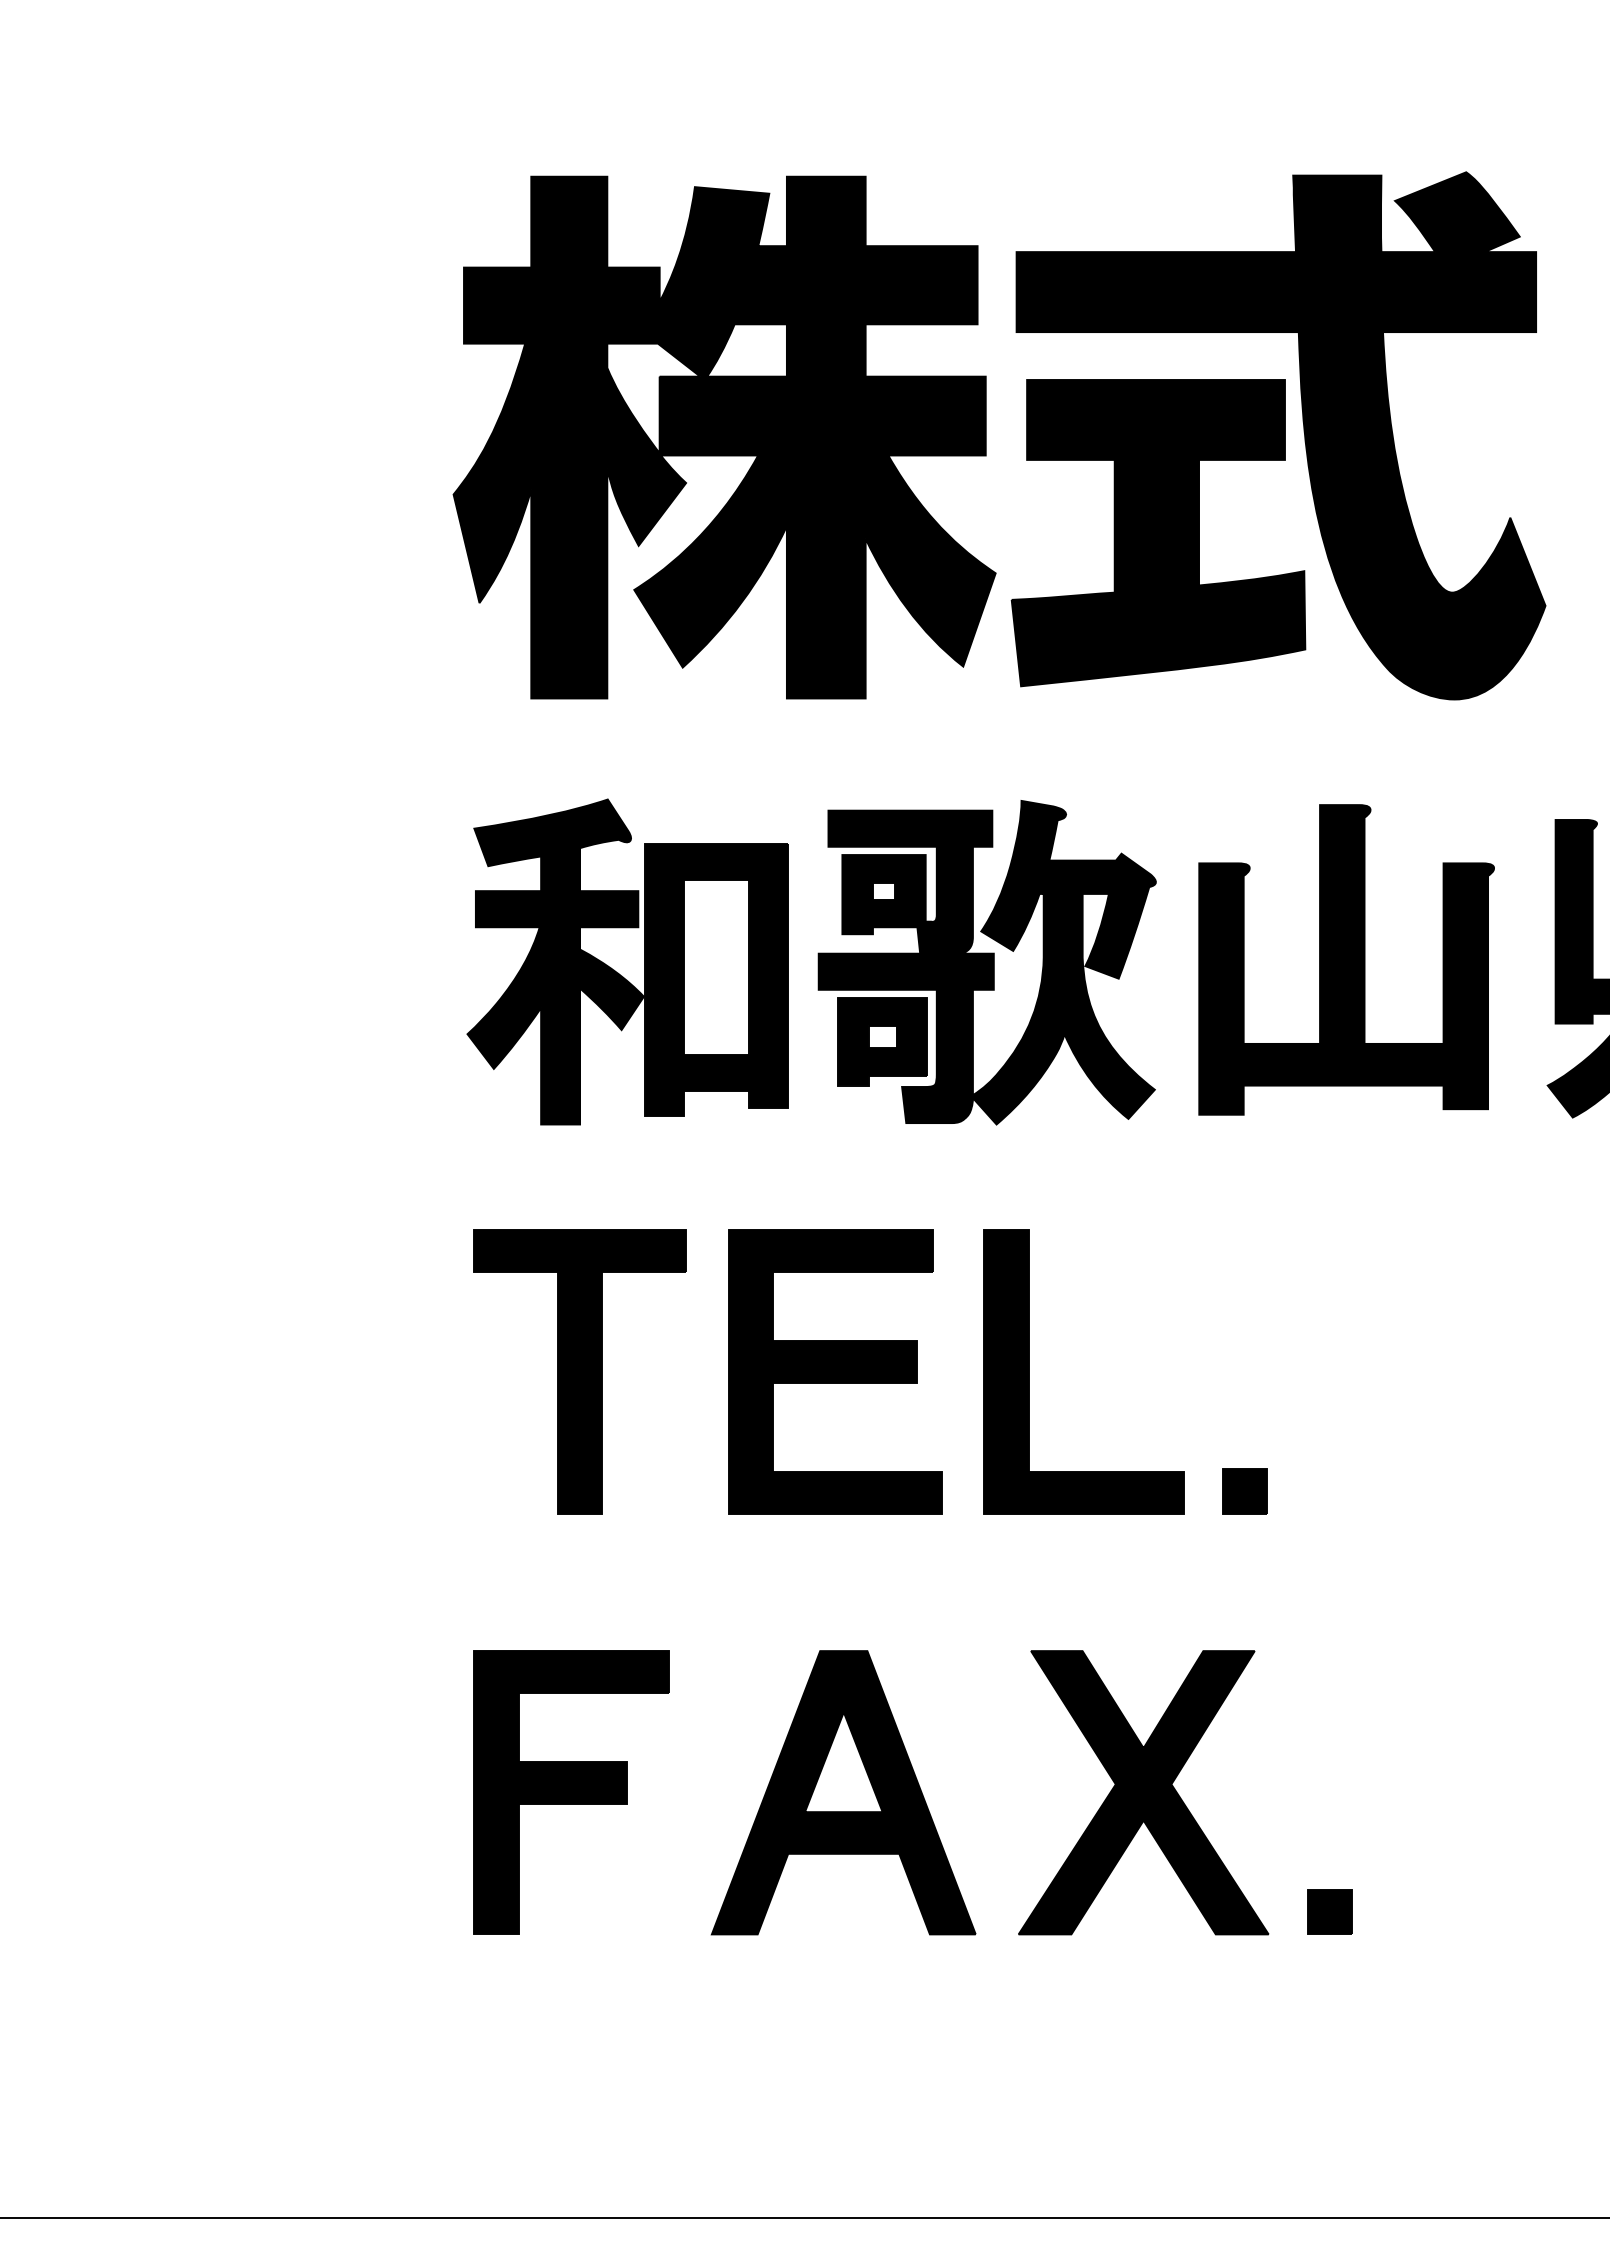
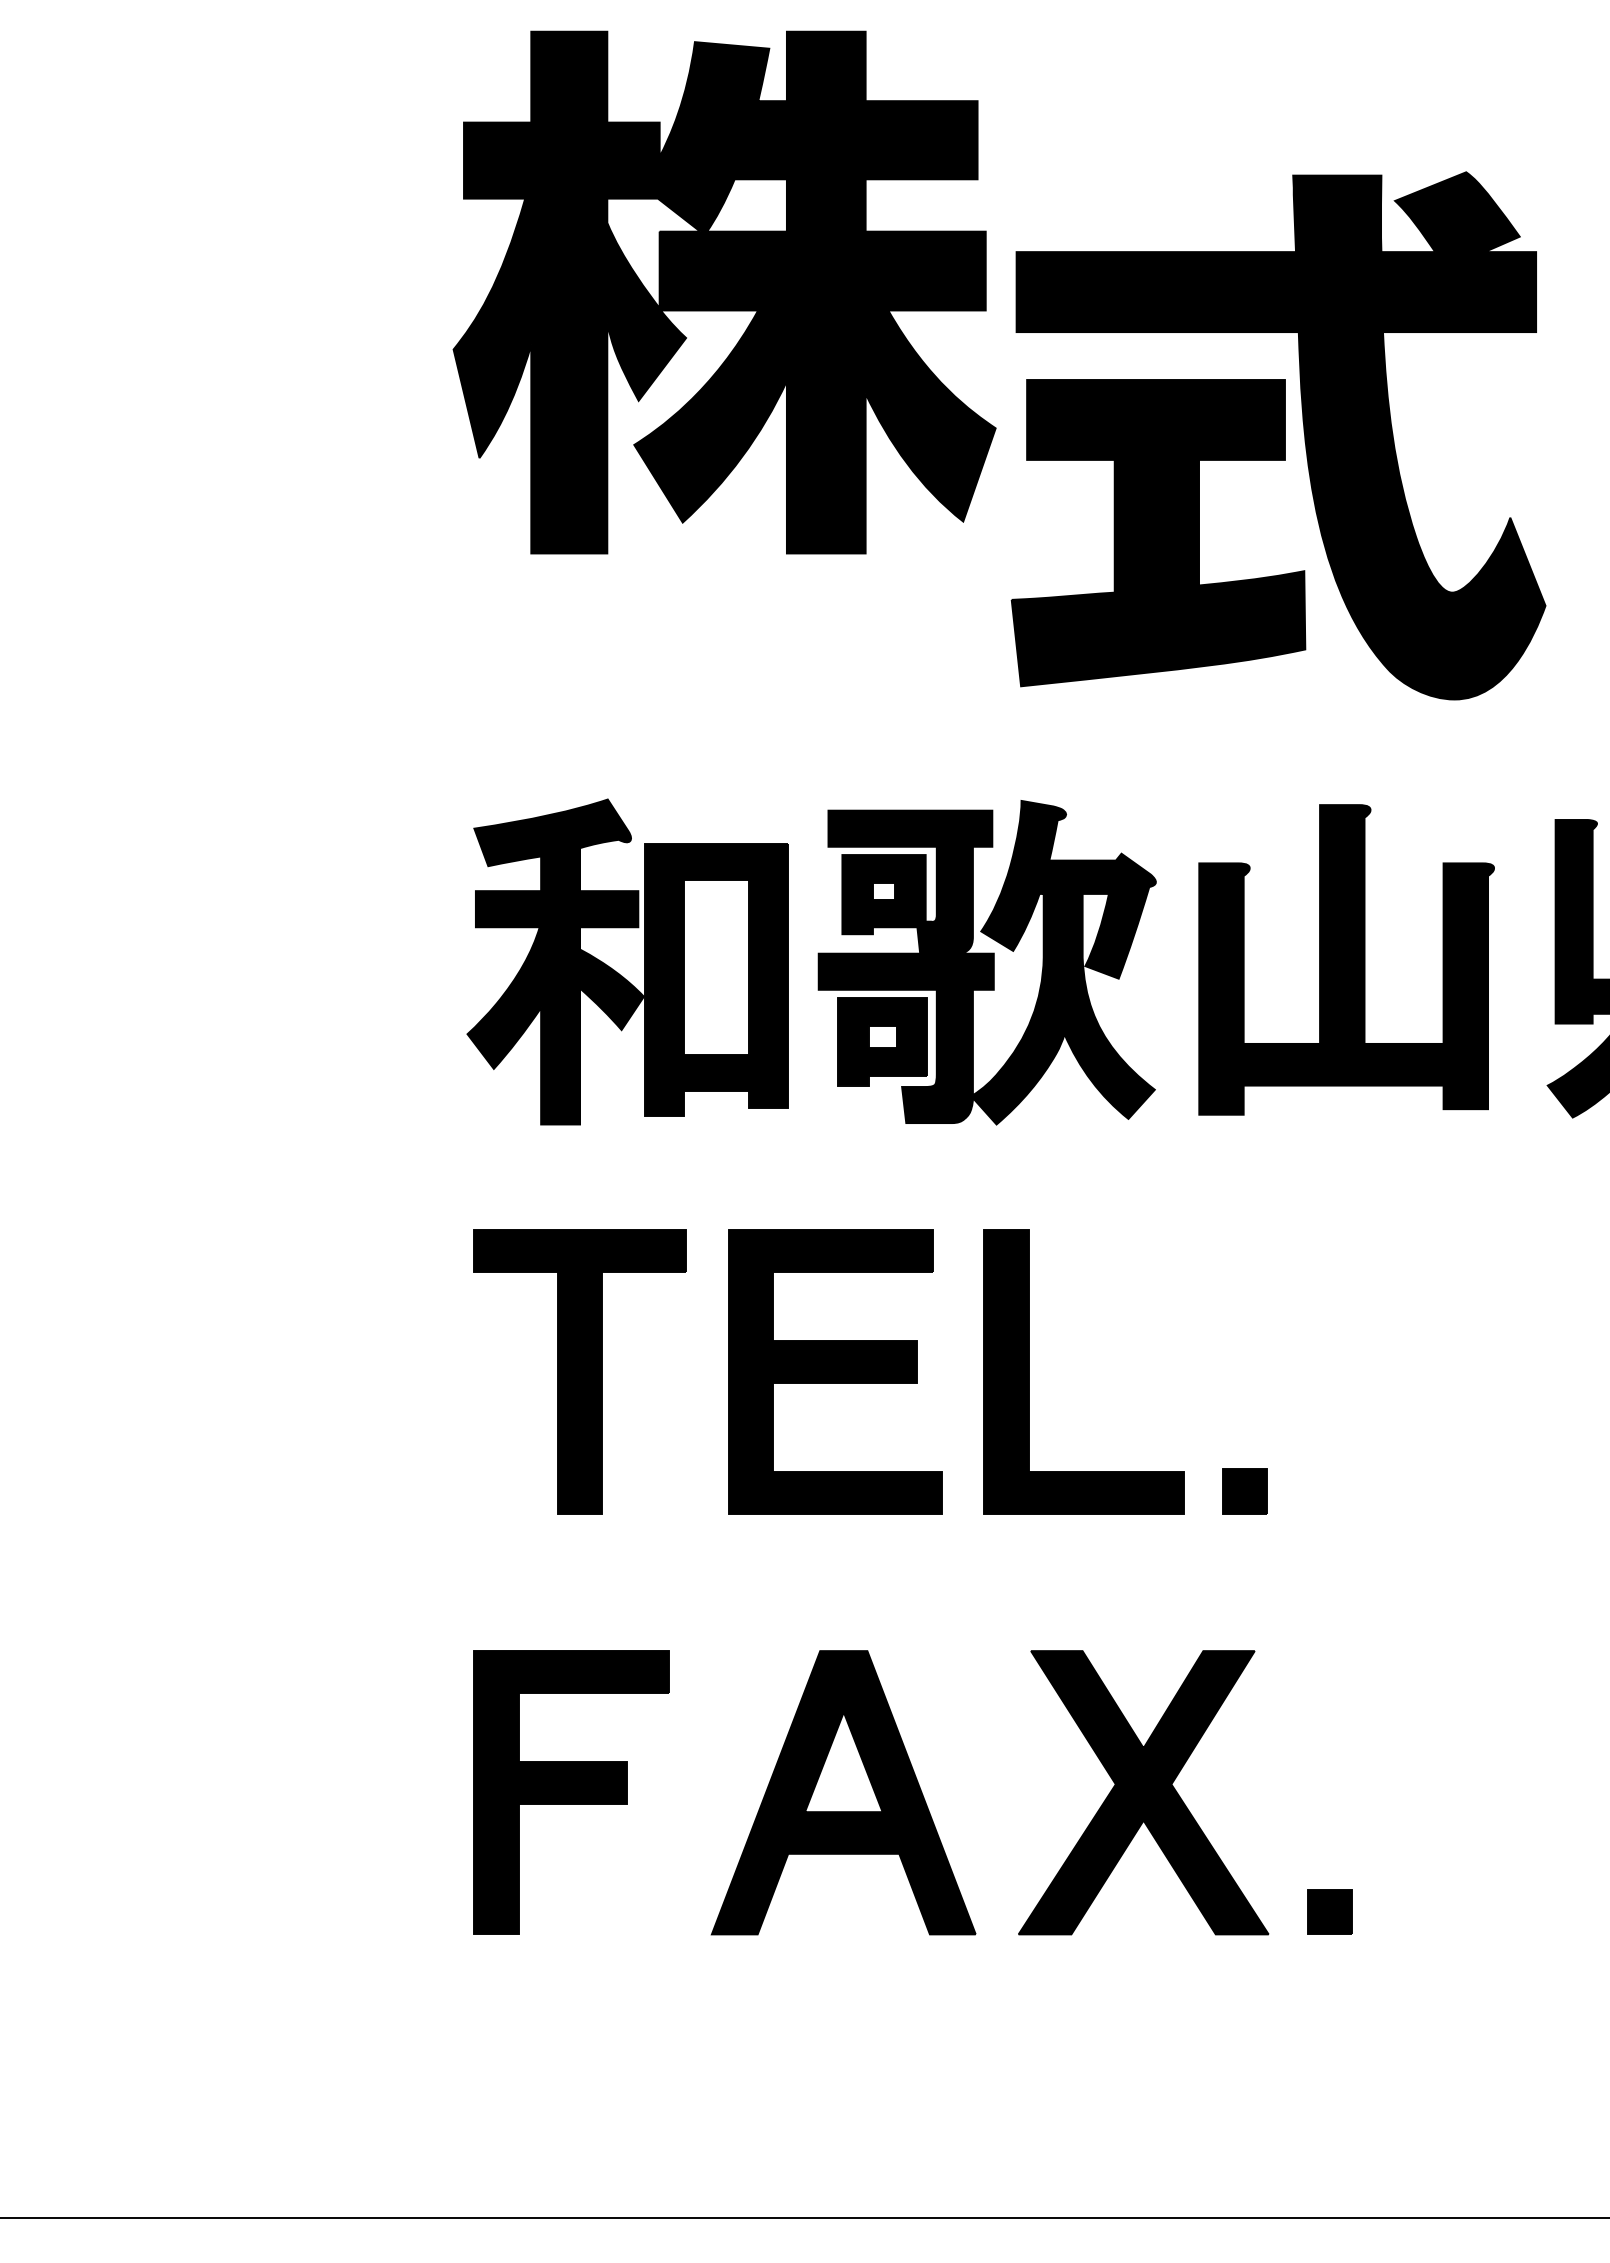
part position: (724, 437) -> (724, 292) (724, 292)
